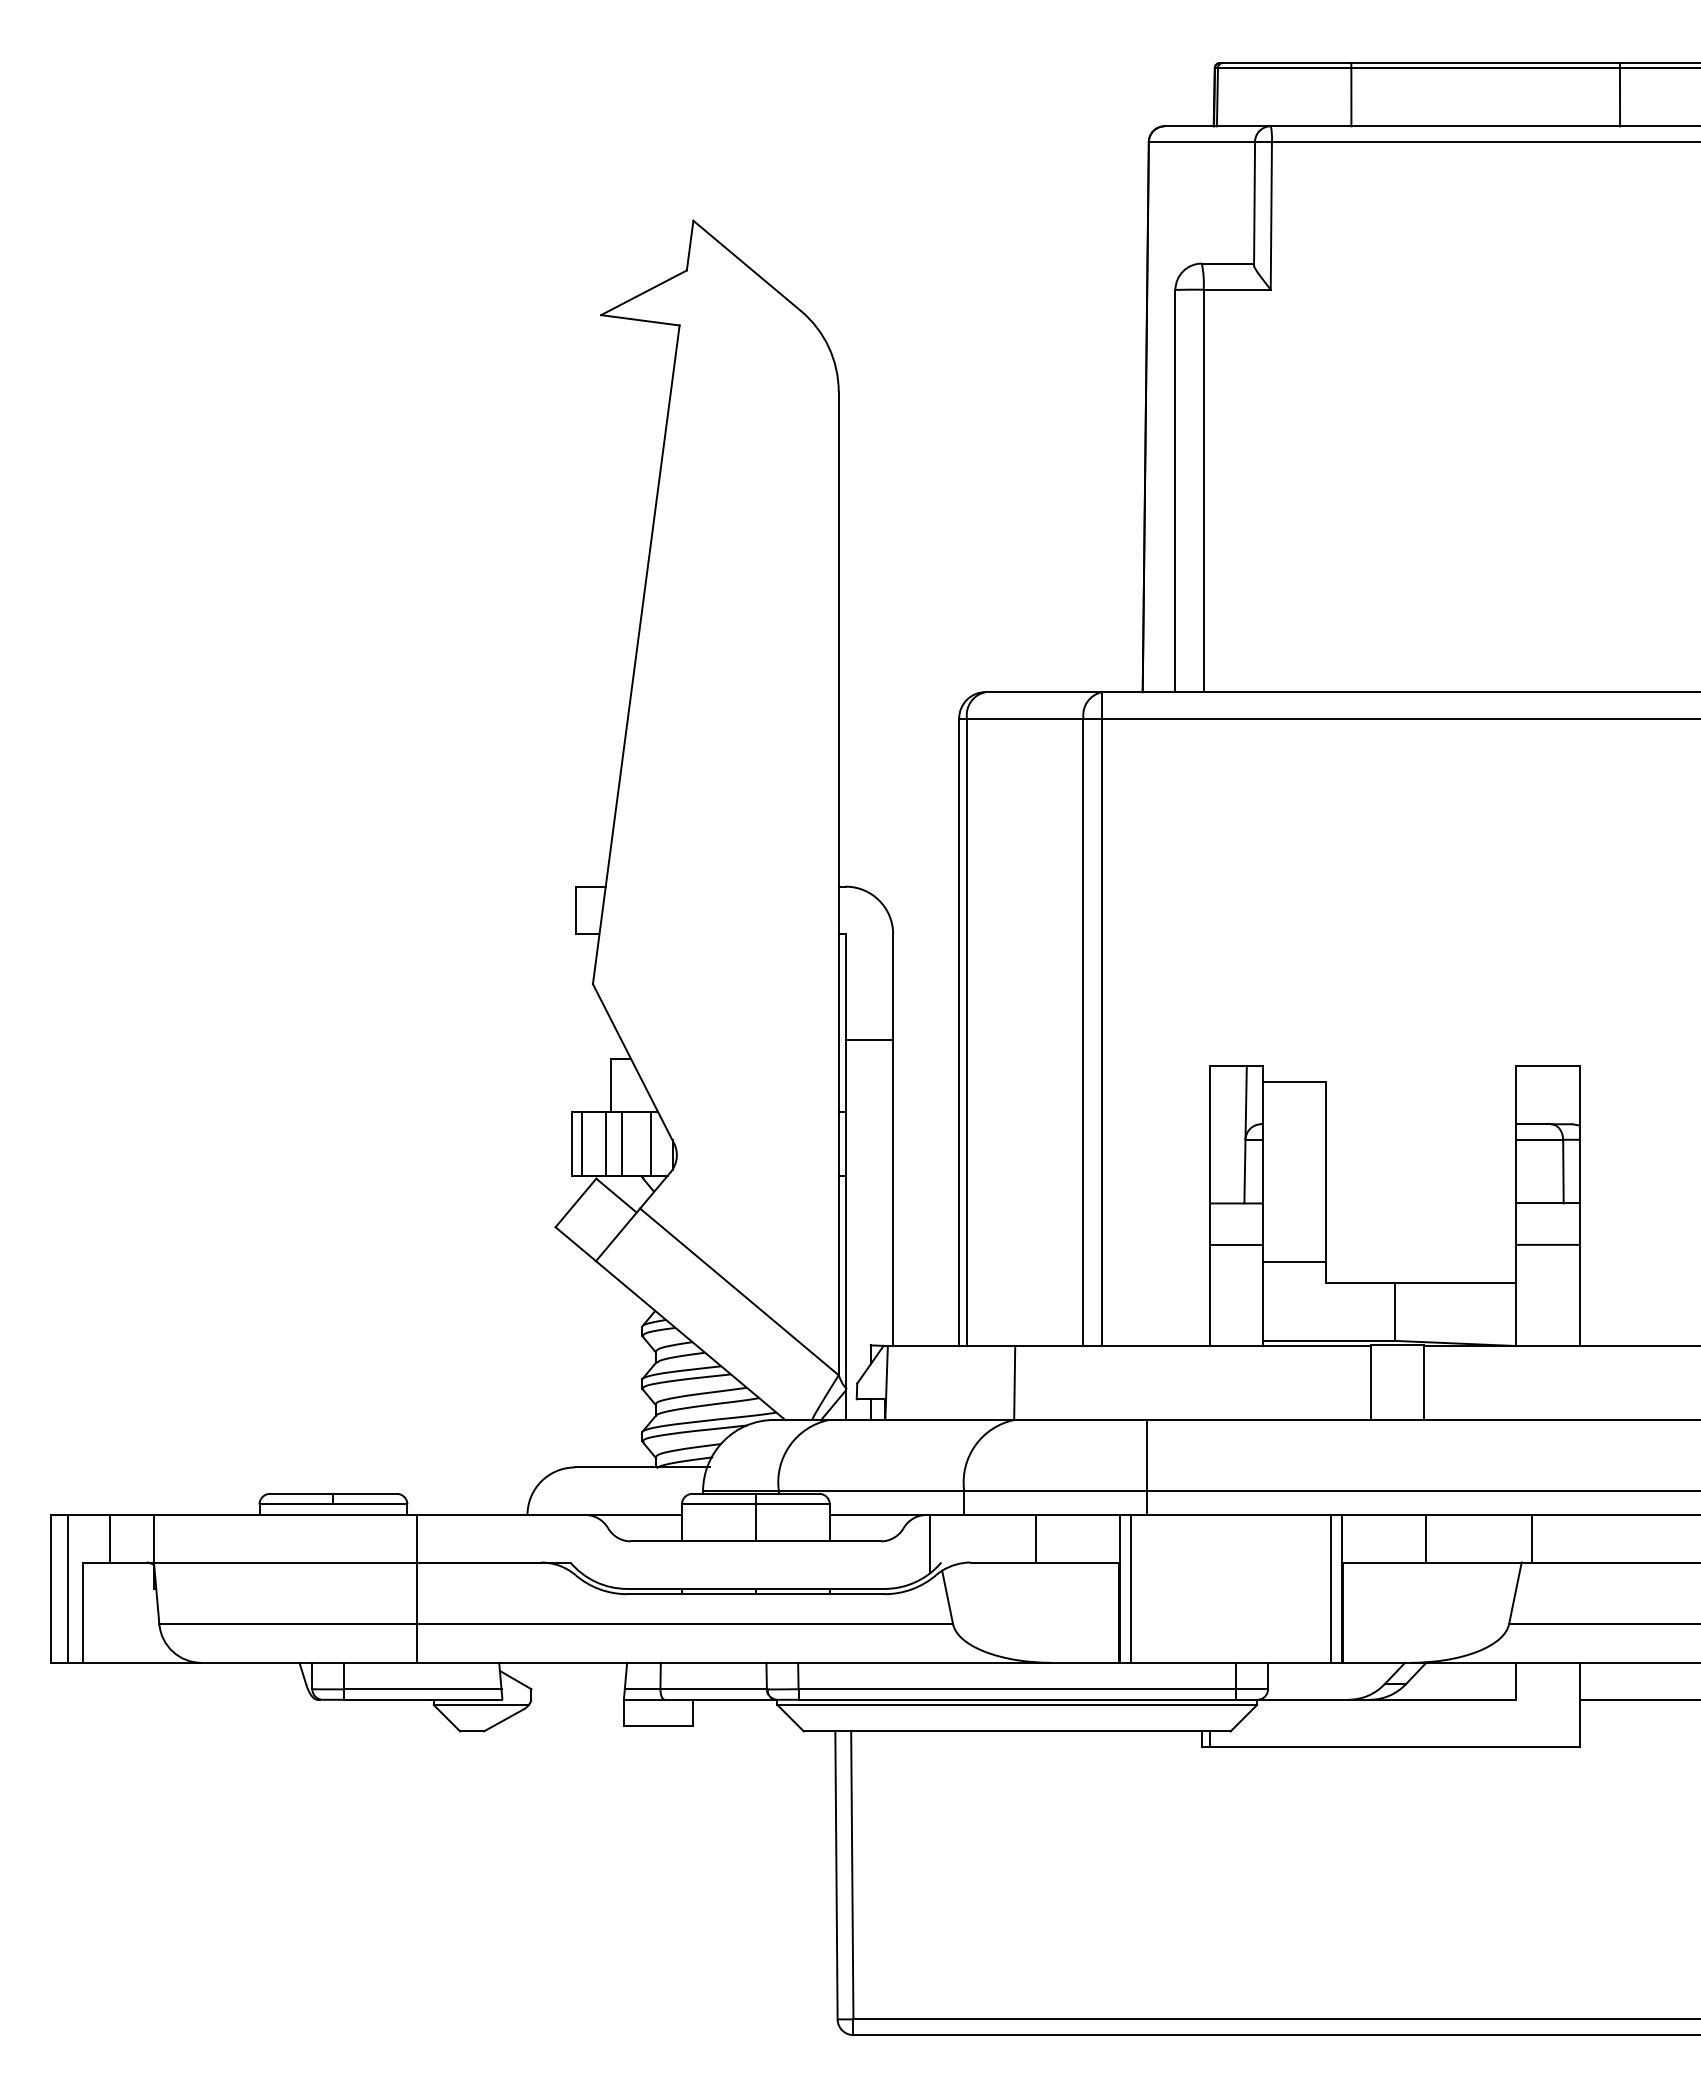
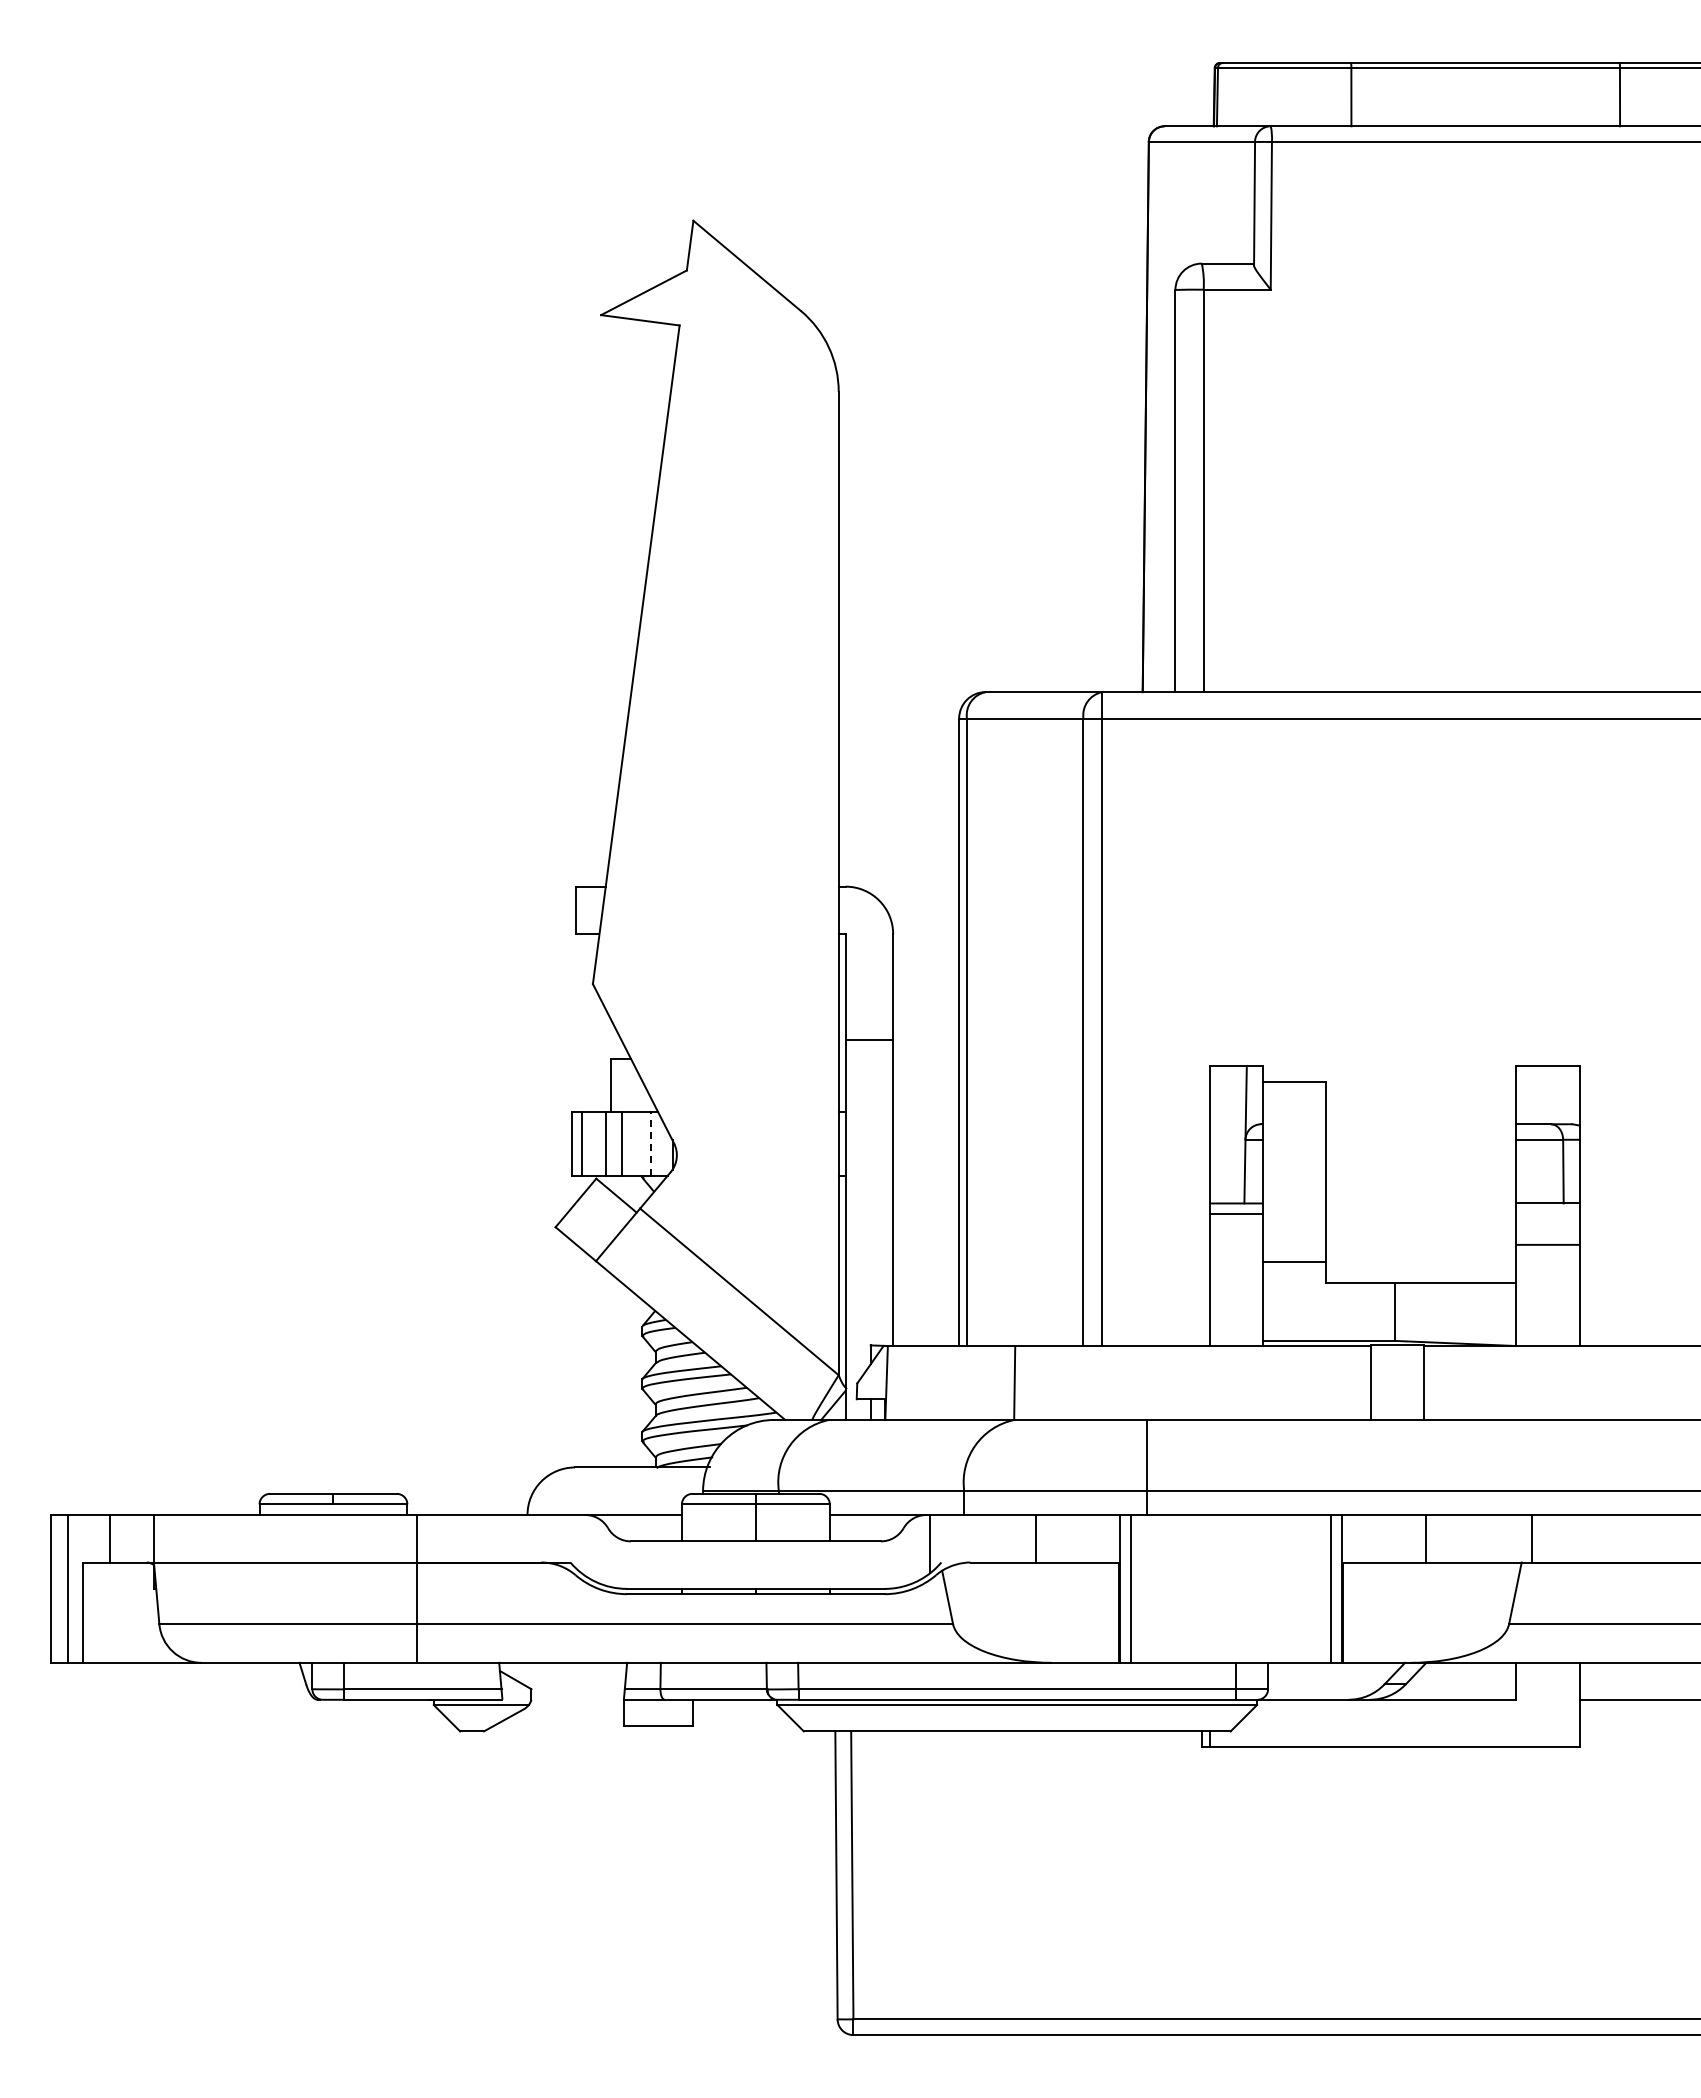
line: solid -> dashed (650, 1143)
line position: (1235, 1244) -> (1235, 1213) (1235, 1213)
